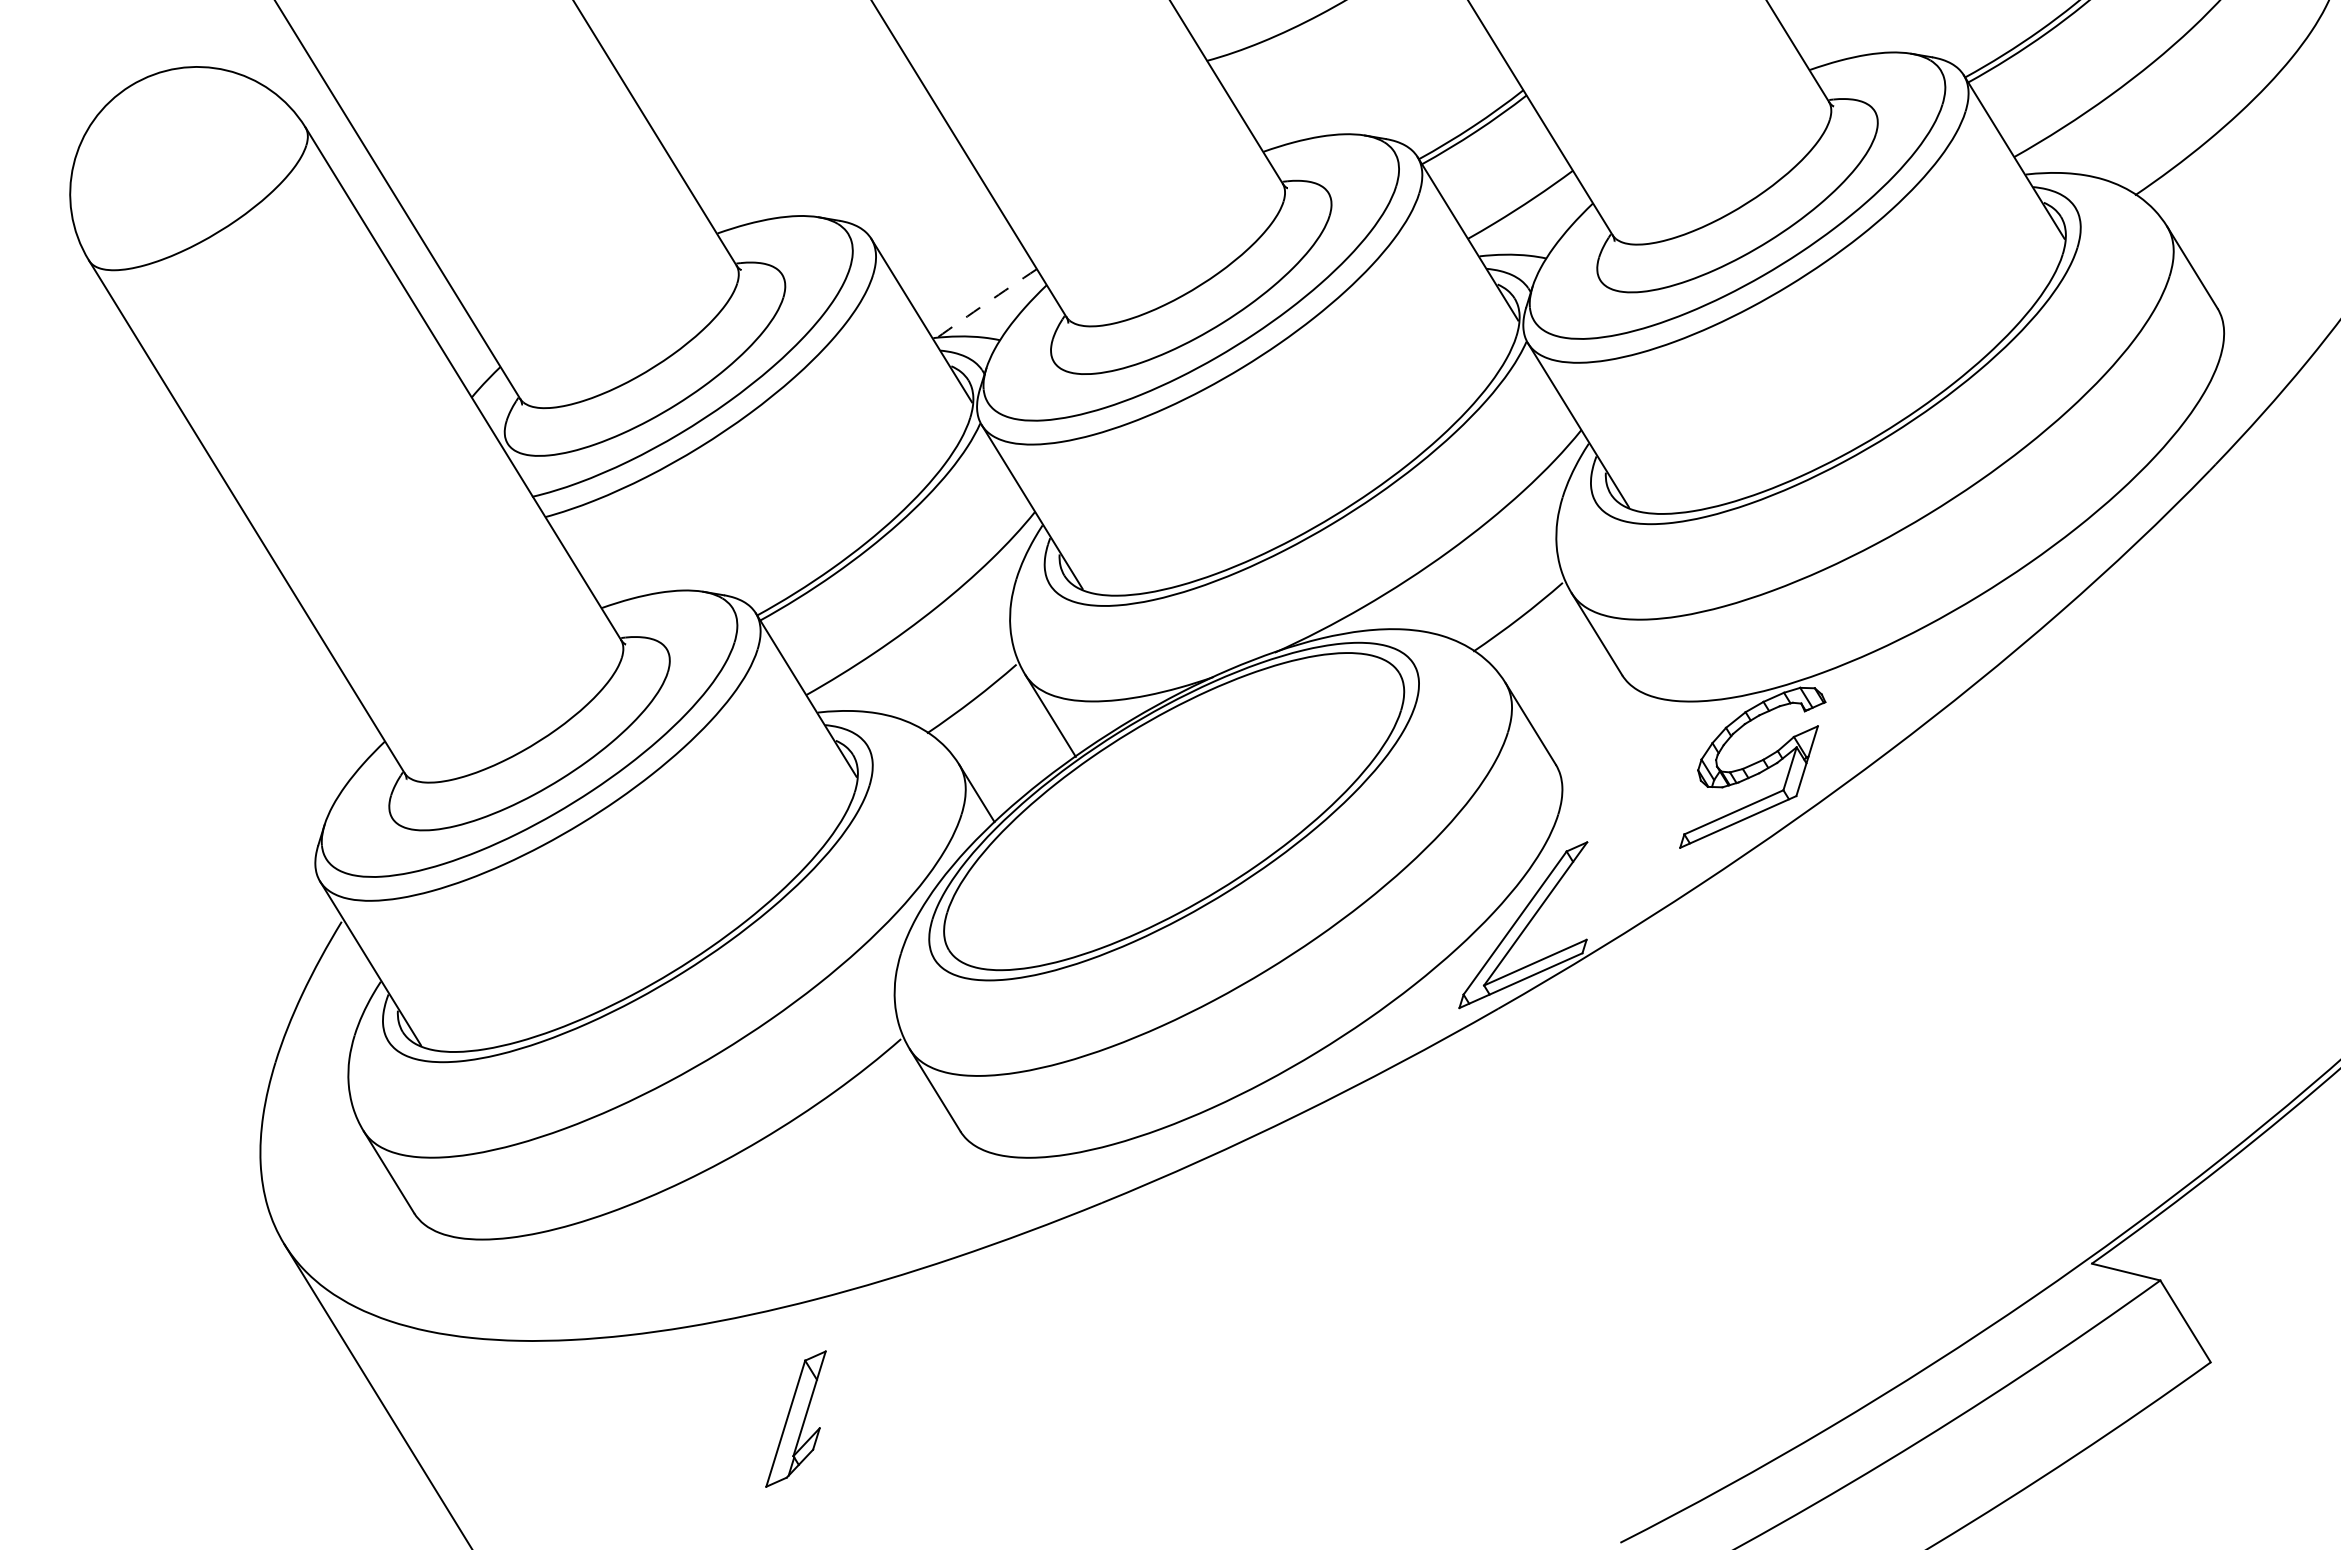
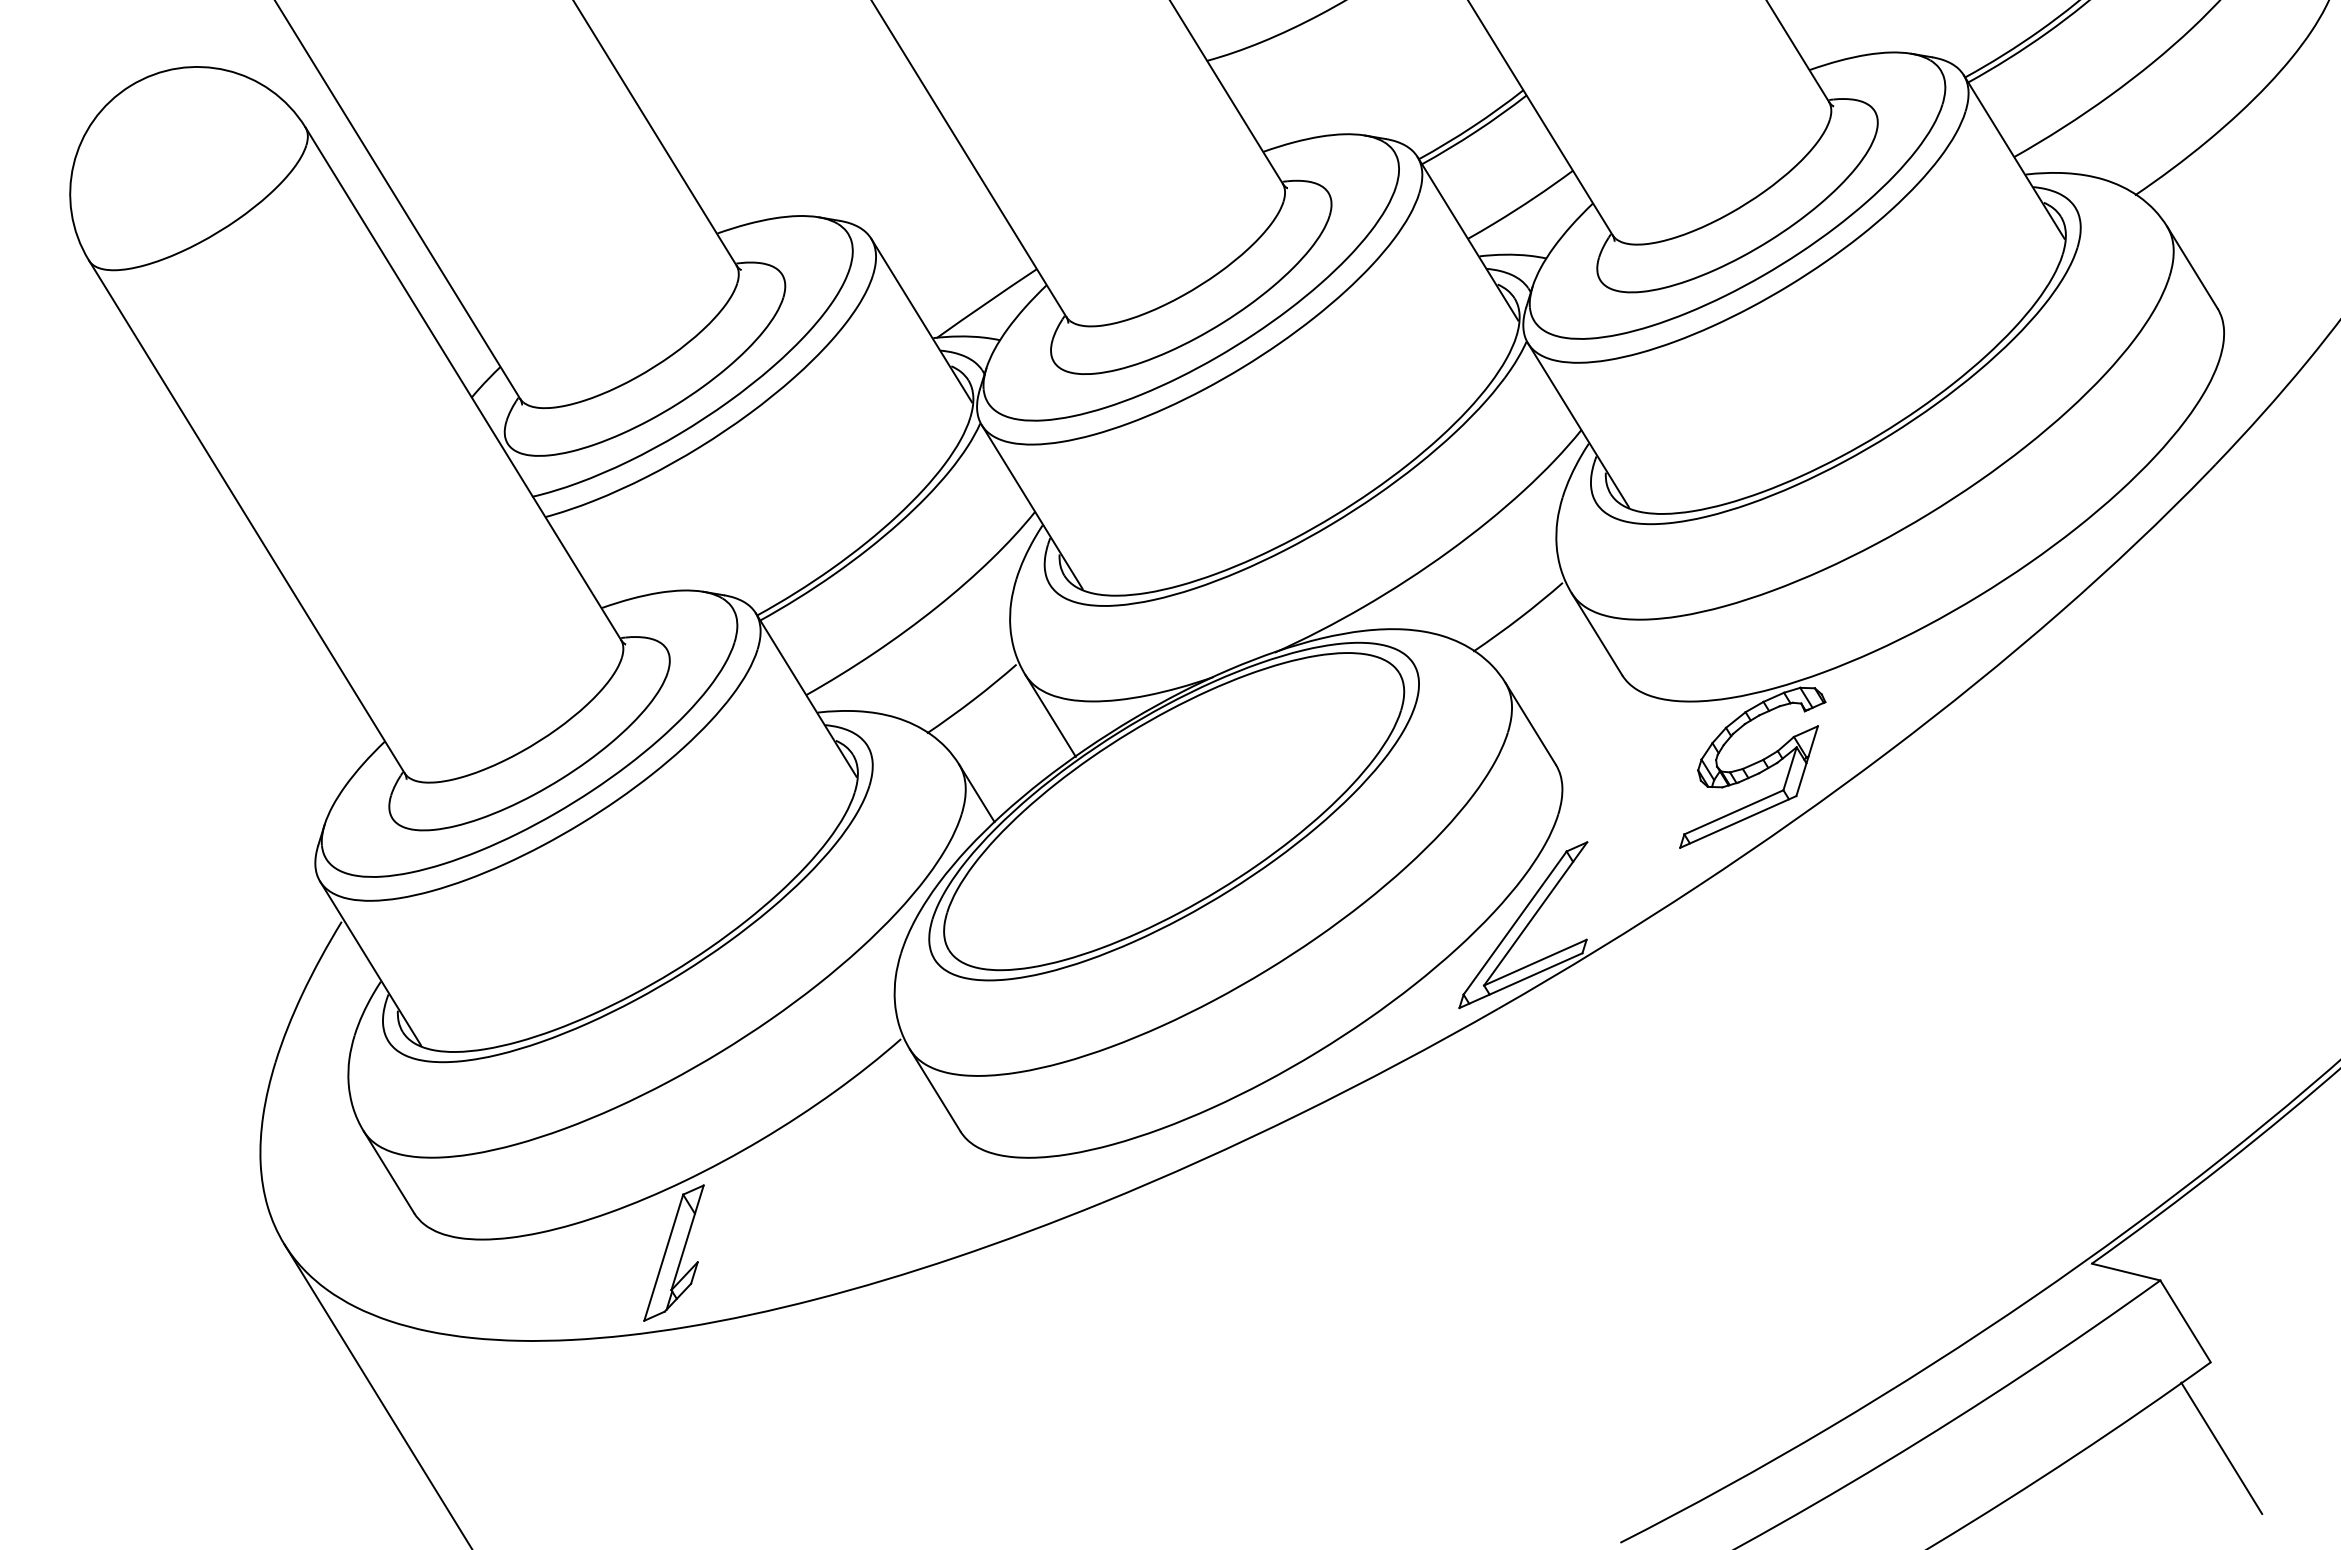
arc: dashed -> solid (986, 303)
part position: (795, 1418) -> (673, 1252) (673, 1252)
line: none -> present (2221, 1448)
